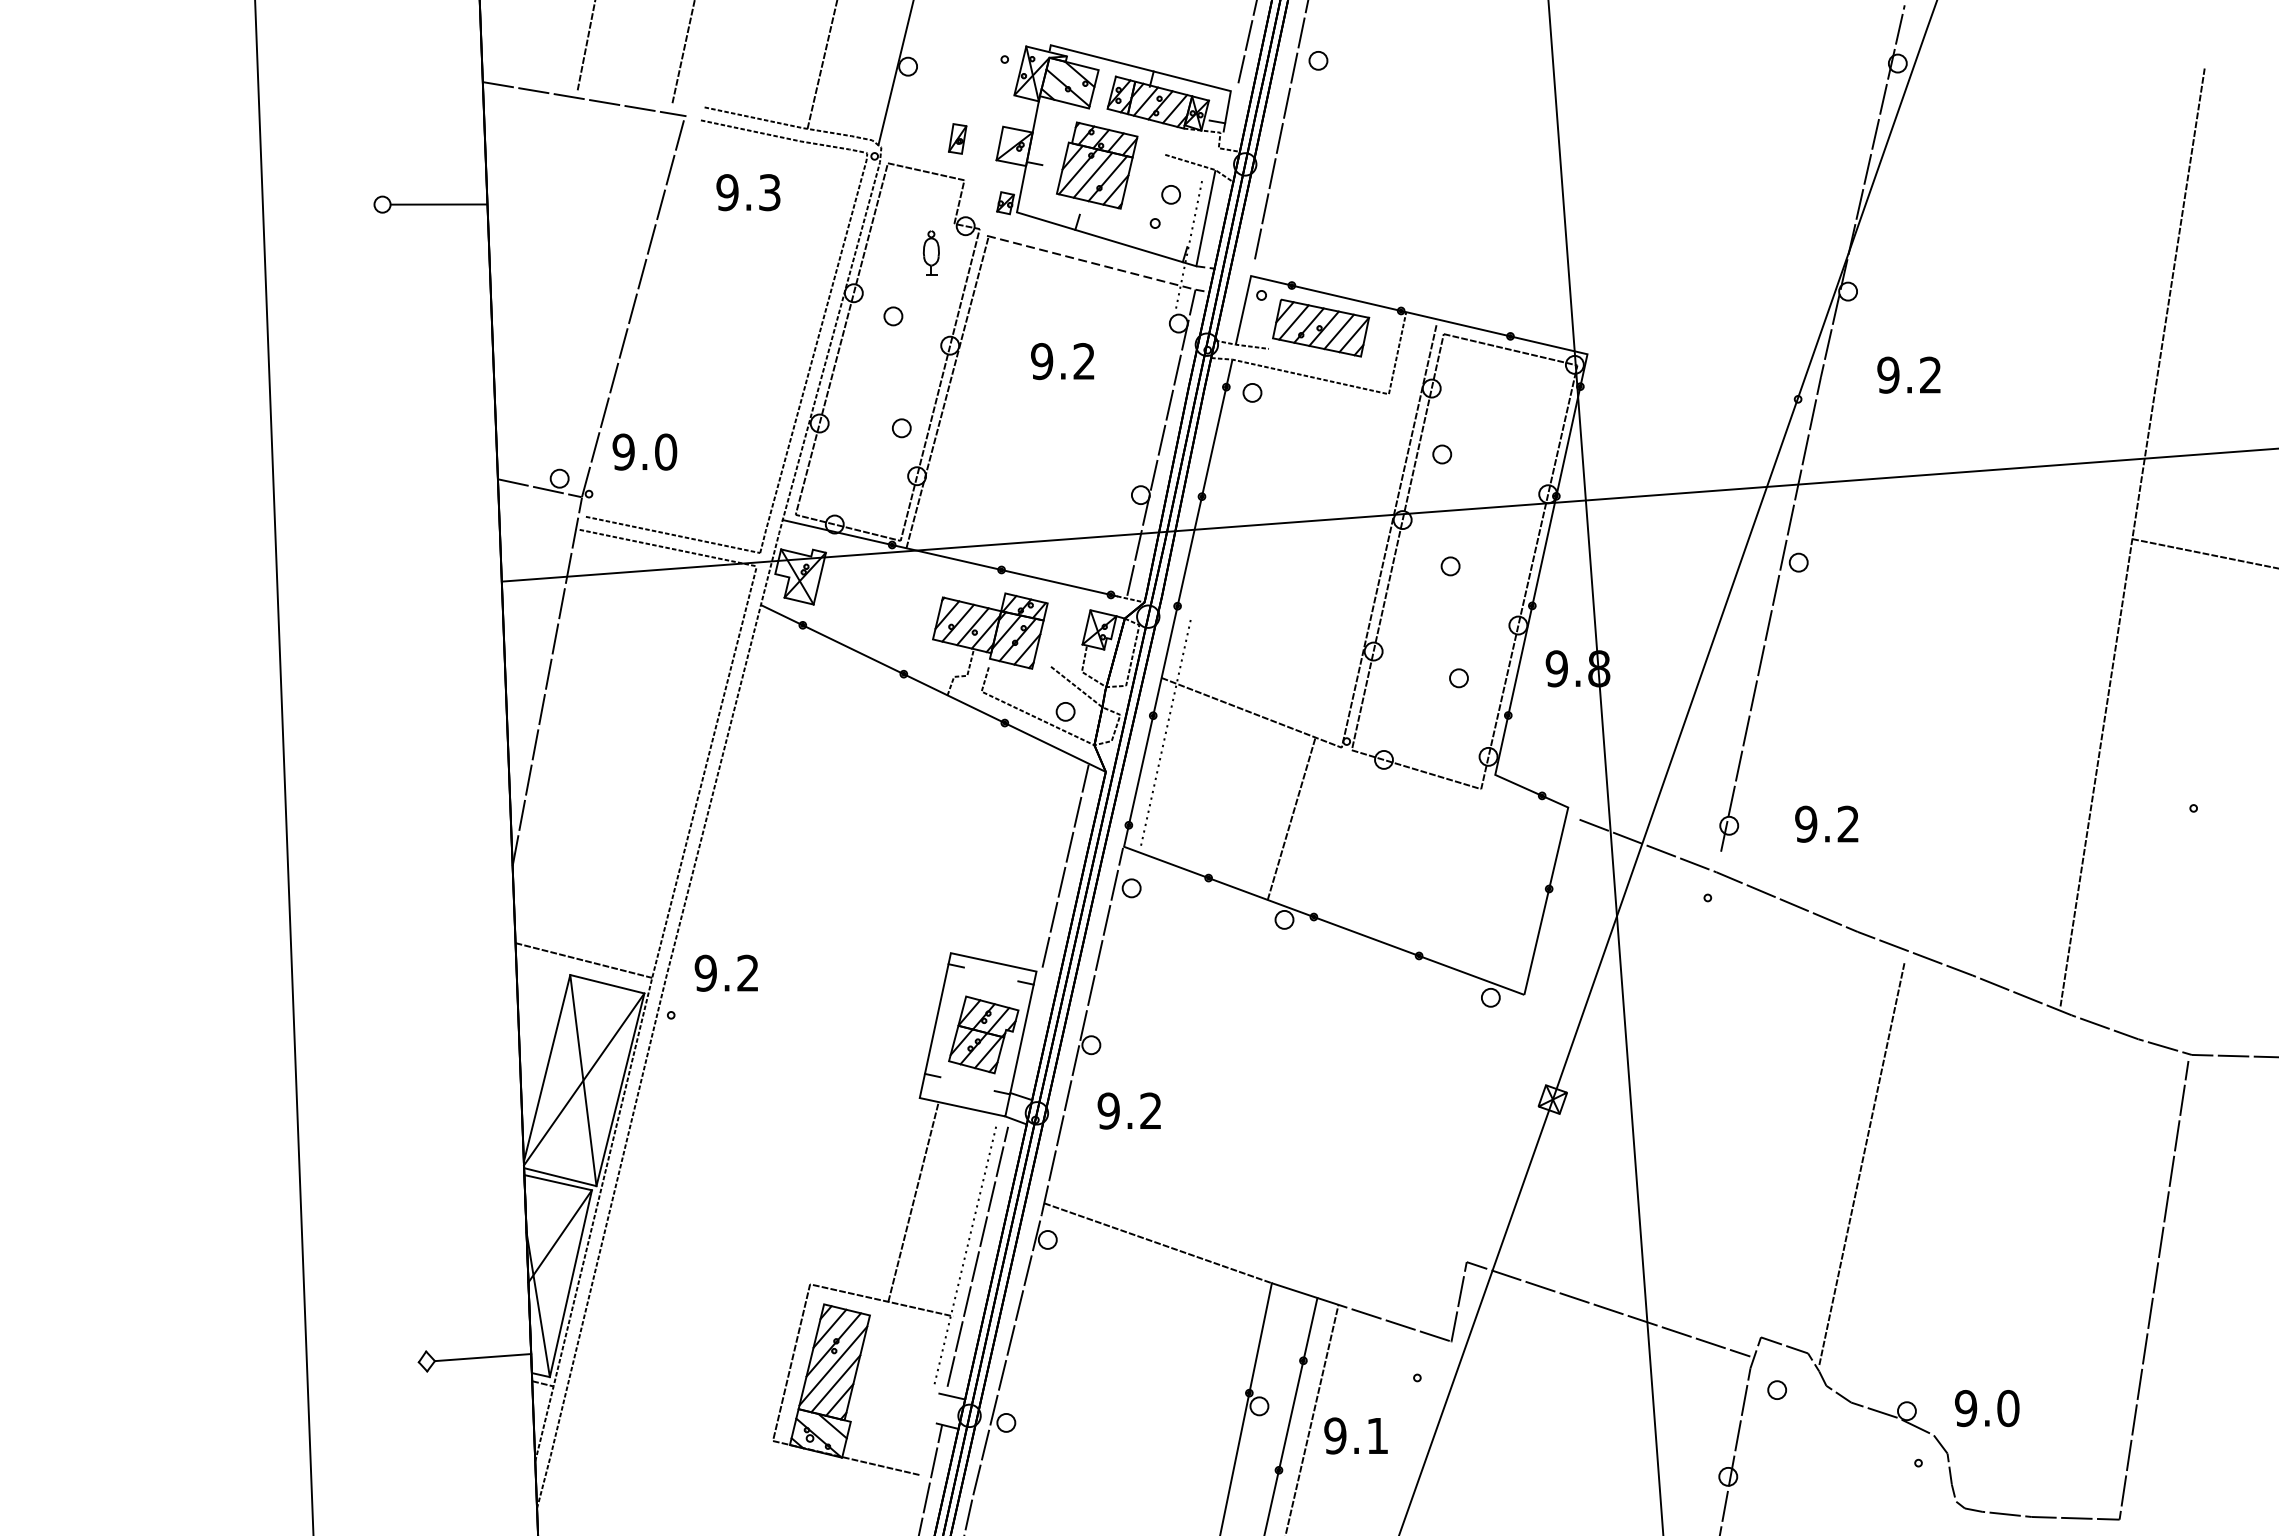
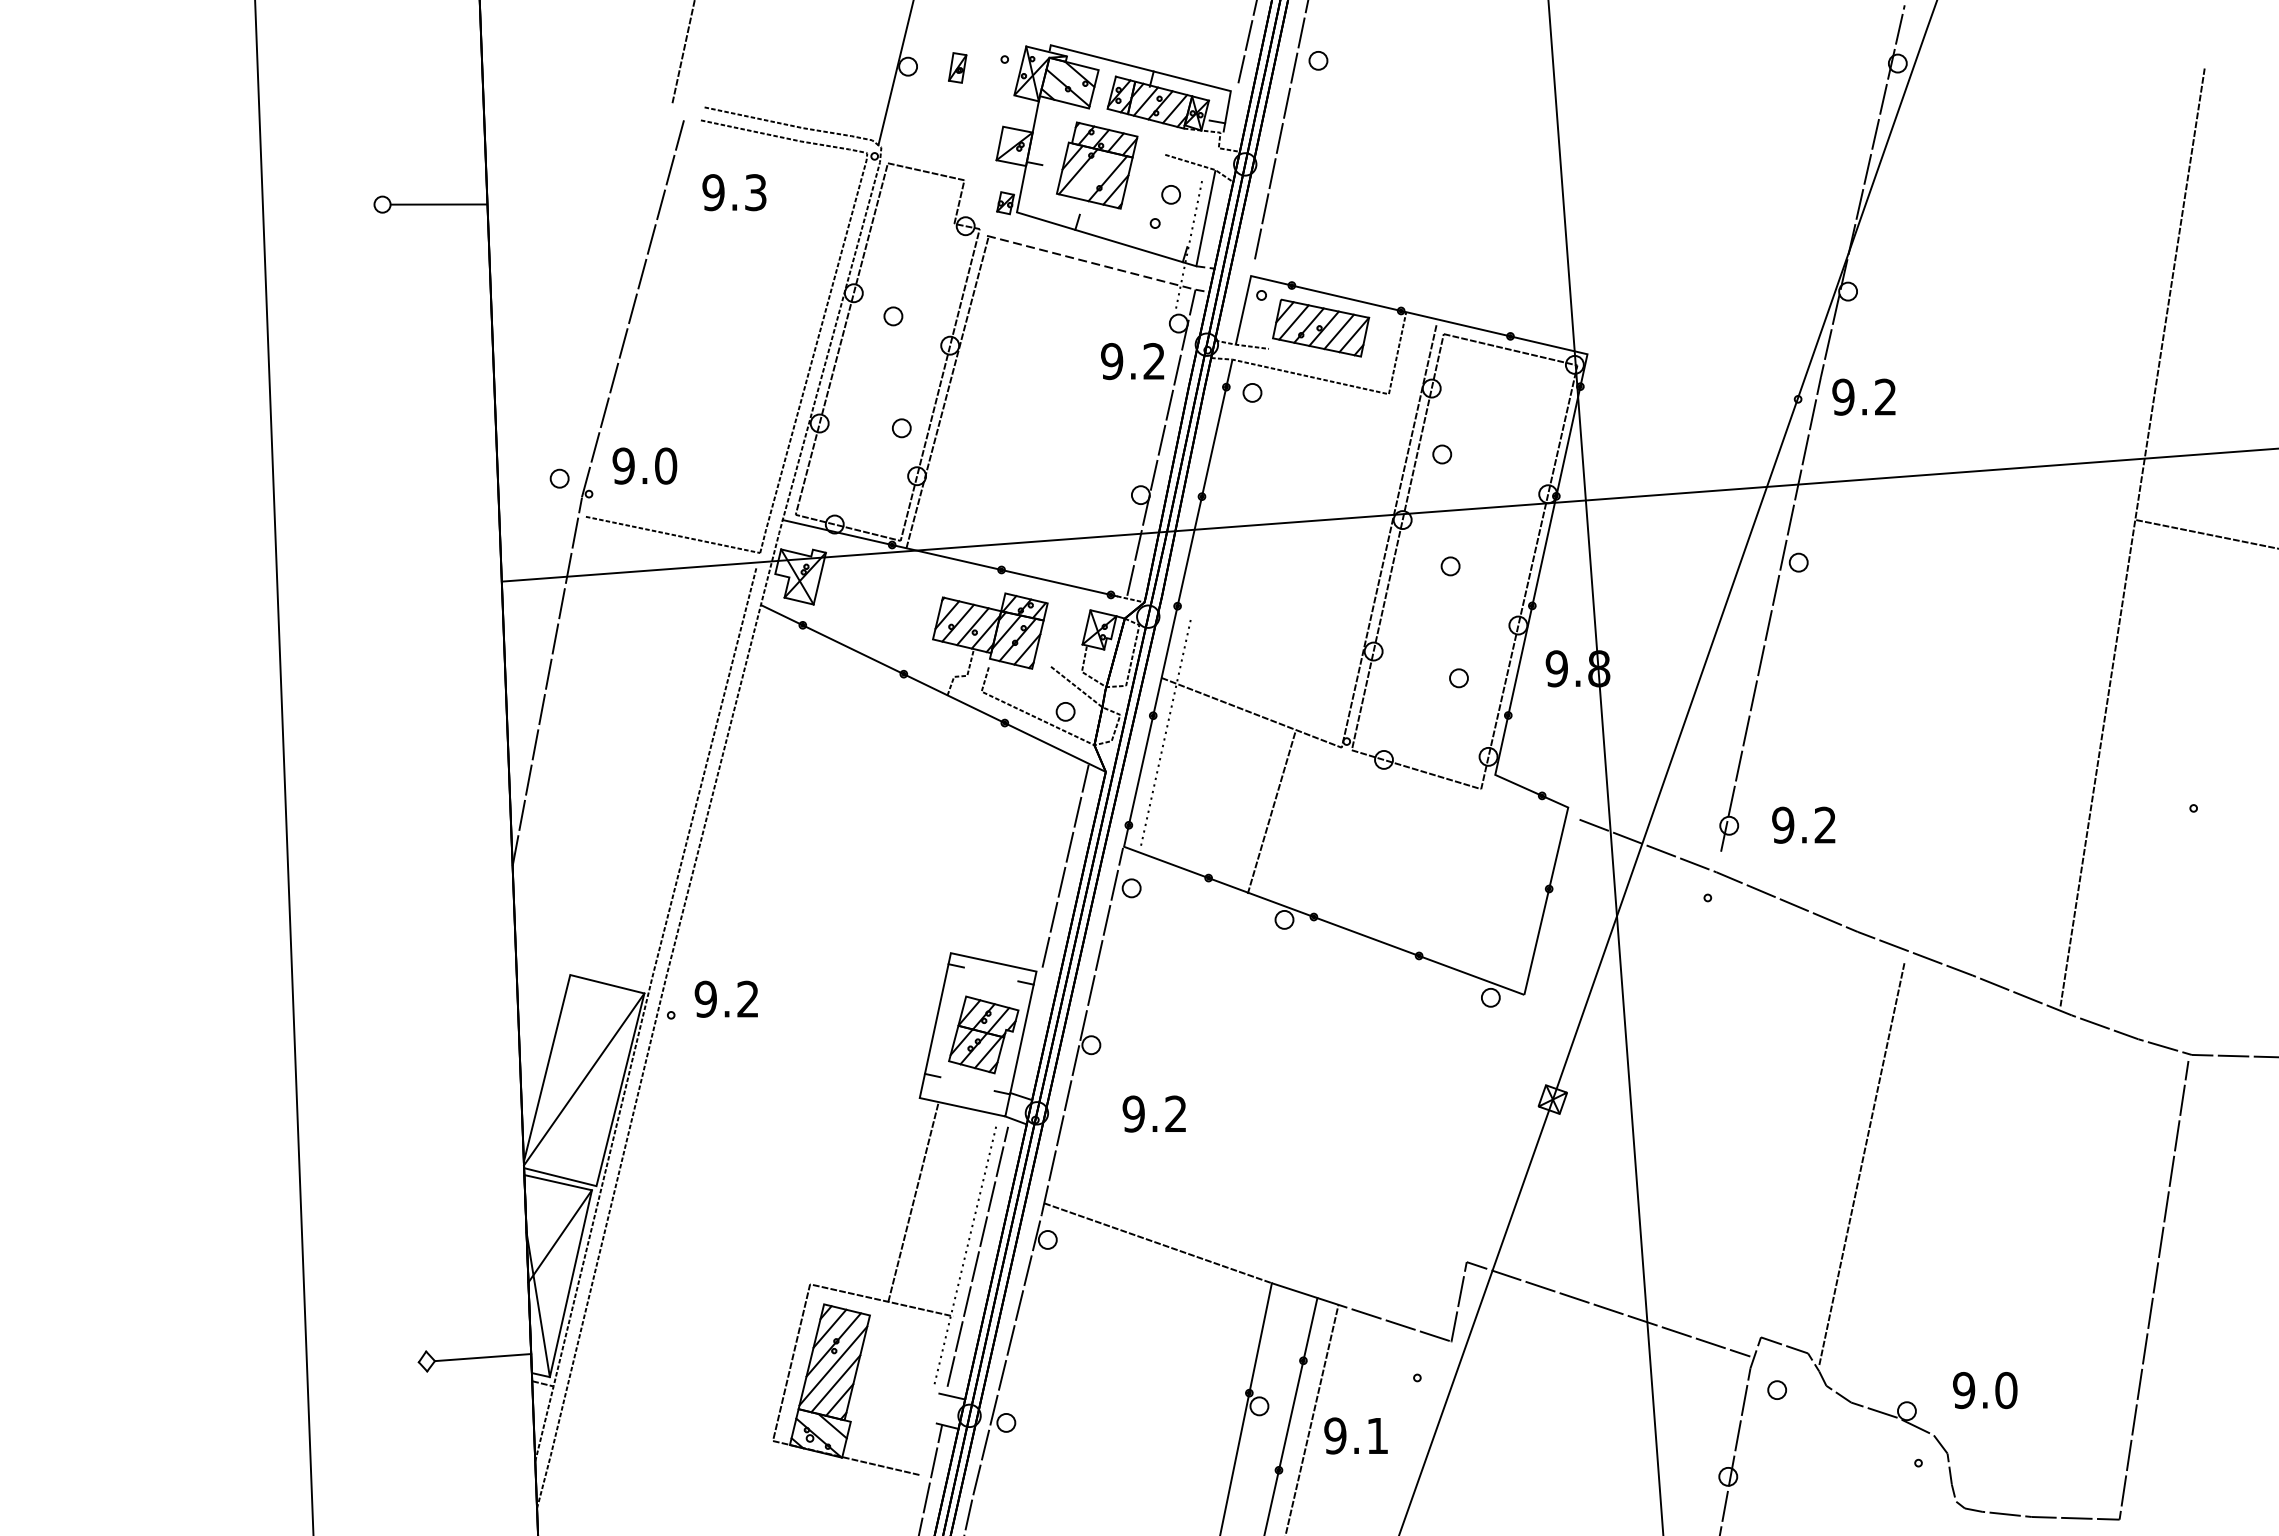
line: present -> none (585, 46)
line: present -> none (821, 65)
line: present -> none (584, 99)
part position: (957, 138) -> (957, 67) (957, 67)
line: present -> none (1092, 174)
text position: (748, 192) -> (734, 192) (734, 192)
part: present -> none (931, 252)
text position: (1062, 361) -> (1132, 361) (1132, 361)
text position: (1908, 374) -> (1863, 396) (1863, 396)
text position: (644, 451) -> (644, 465) (644, 465)
line: present -> none (539, 488)
line: present -> none (667, 547)
line position: (2203, 553) -> (2205, 534) (2205, 534)
line position: (1291, 818) -> (1271, 812) (1271, 812)
text position: (1826, 823) -> (1803, 824) (1803, 824)
line: present -> none (583, 960)
text position: (725, 972) -> (725, 998) (725, 998)
line: present -> none (583, 1080)
text position: (1128, 1110) -> (1153, 1113) (1153, 1113)
text position: (1987, 1408) -> (1985, 1390) (1985, 1390)
